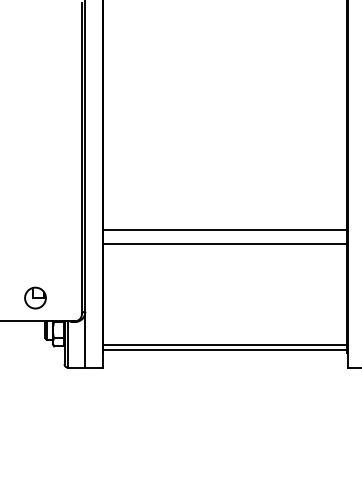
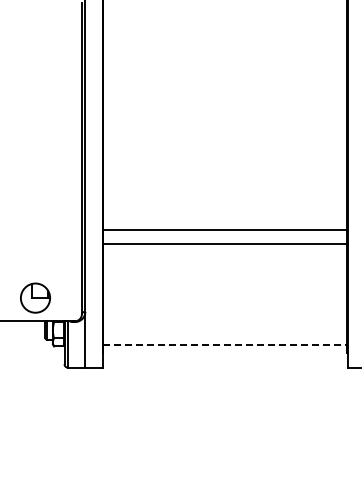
part size: 23x24 px -> 31x32 px (35, 297)
line: solid -> dashed (225, 344)
line: present -> none (224, 350)
